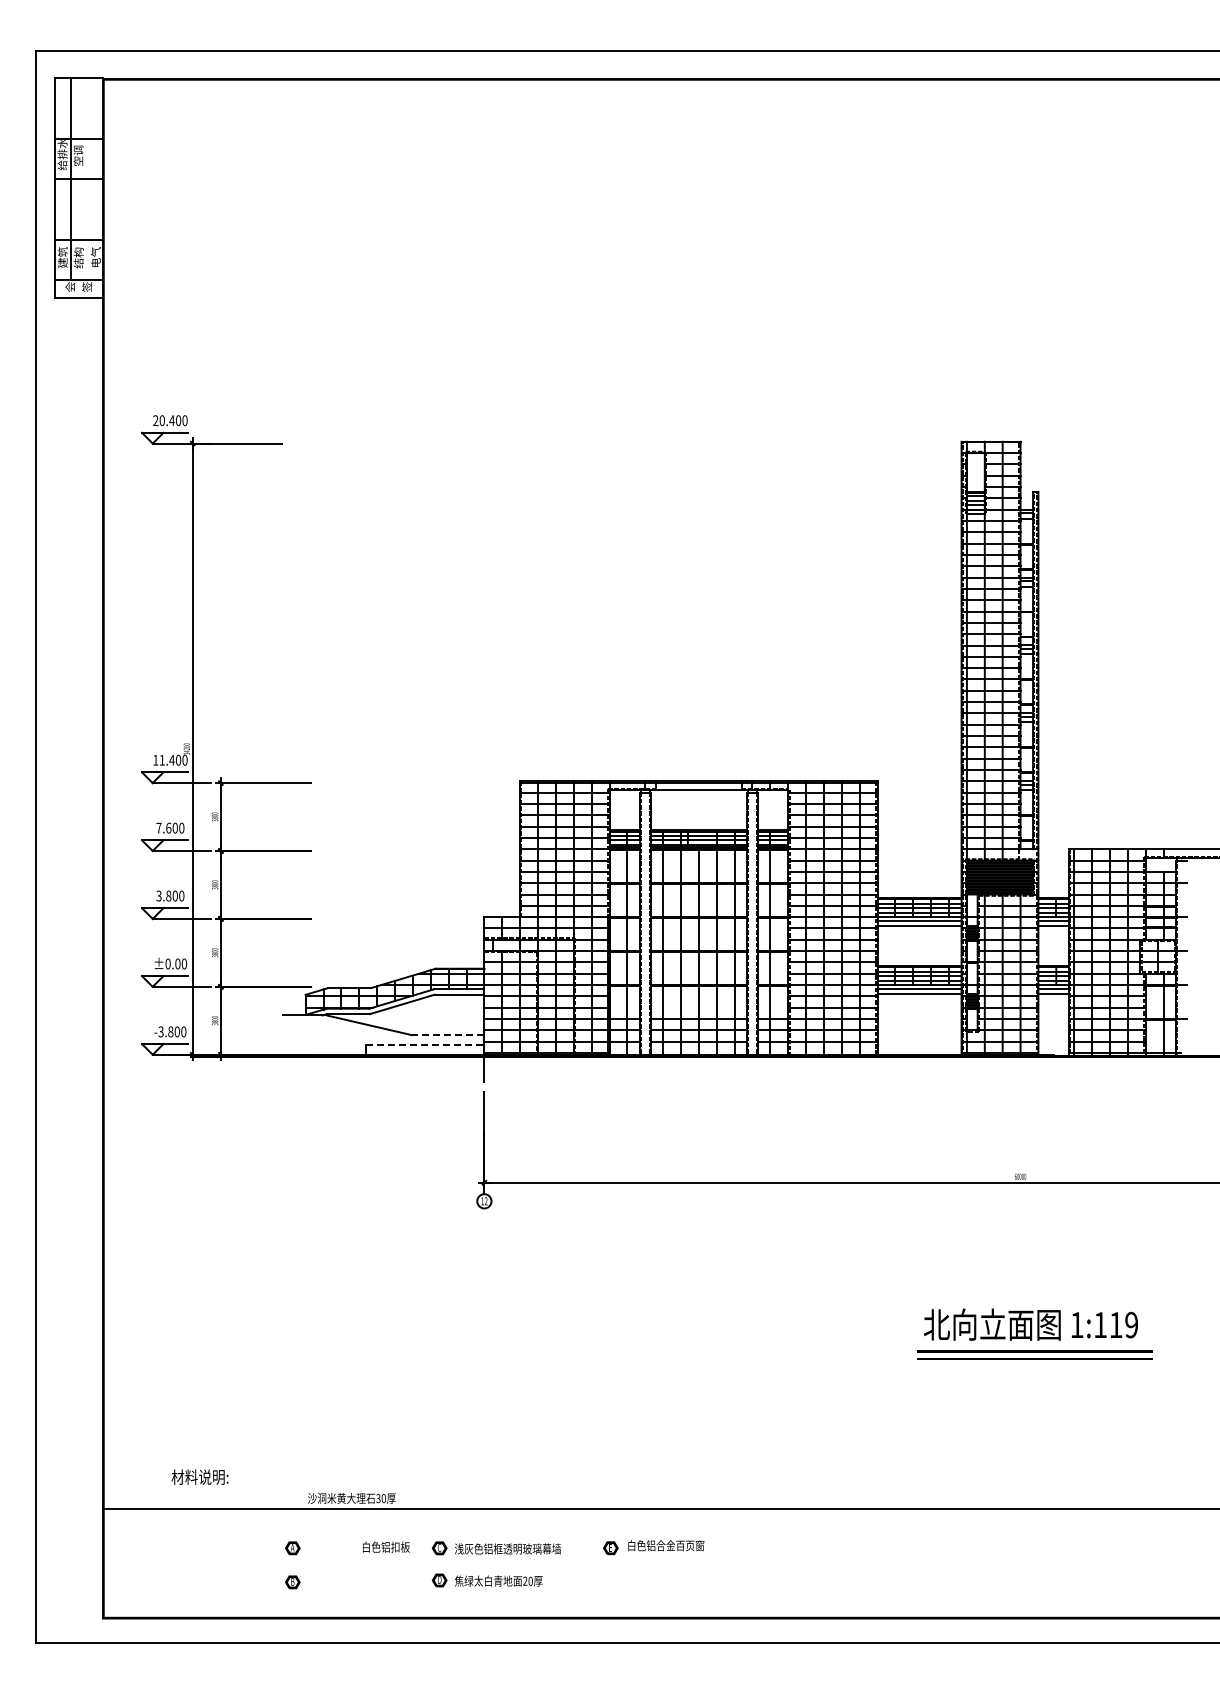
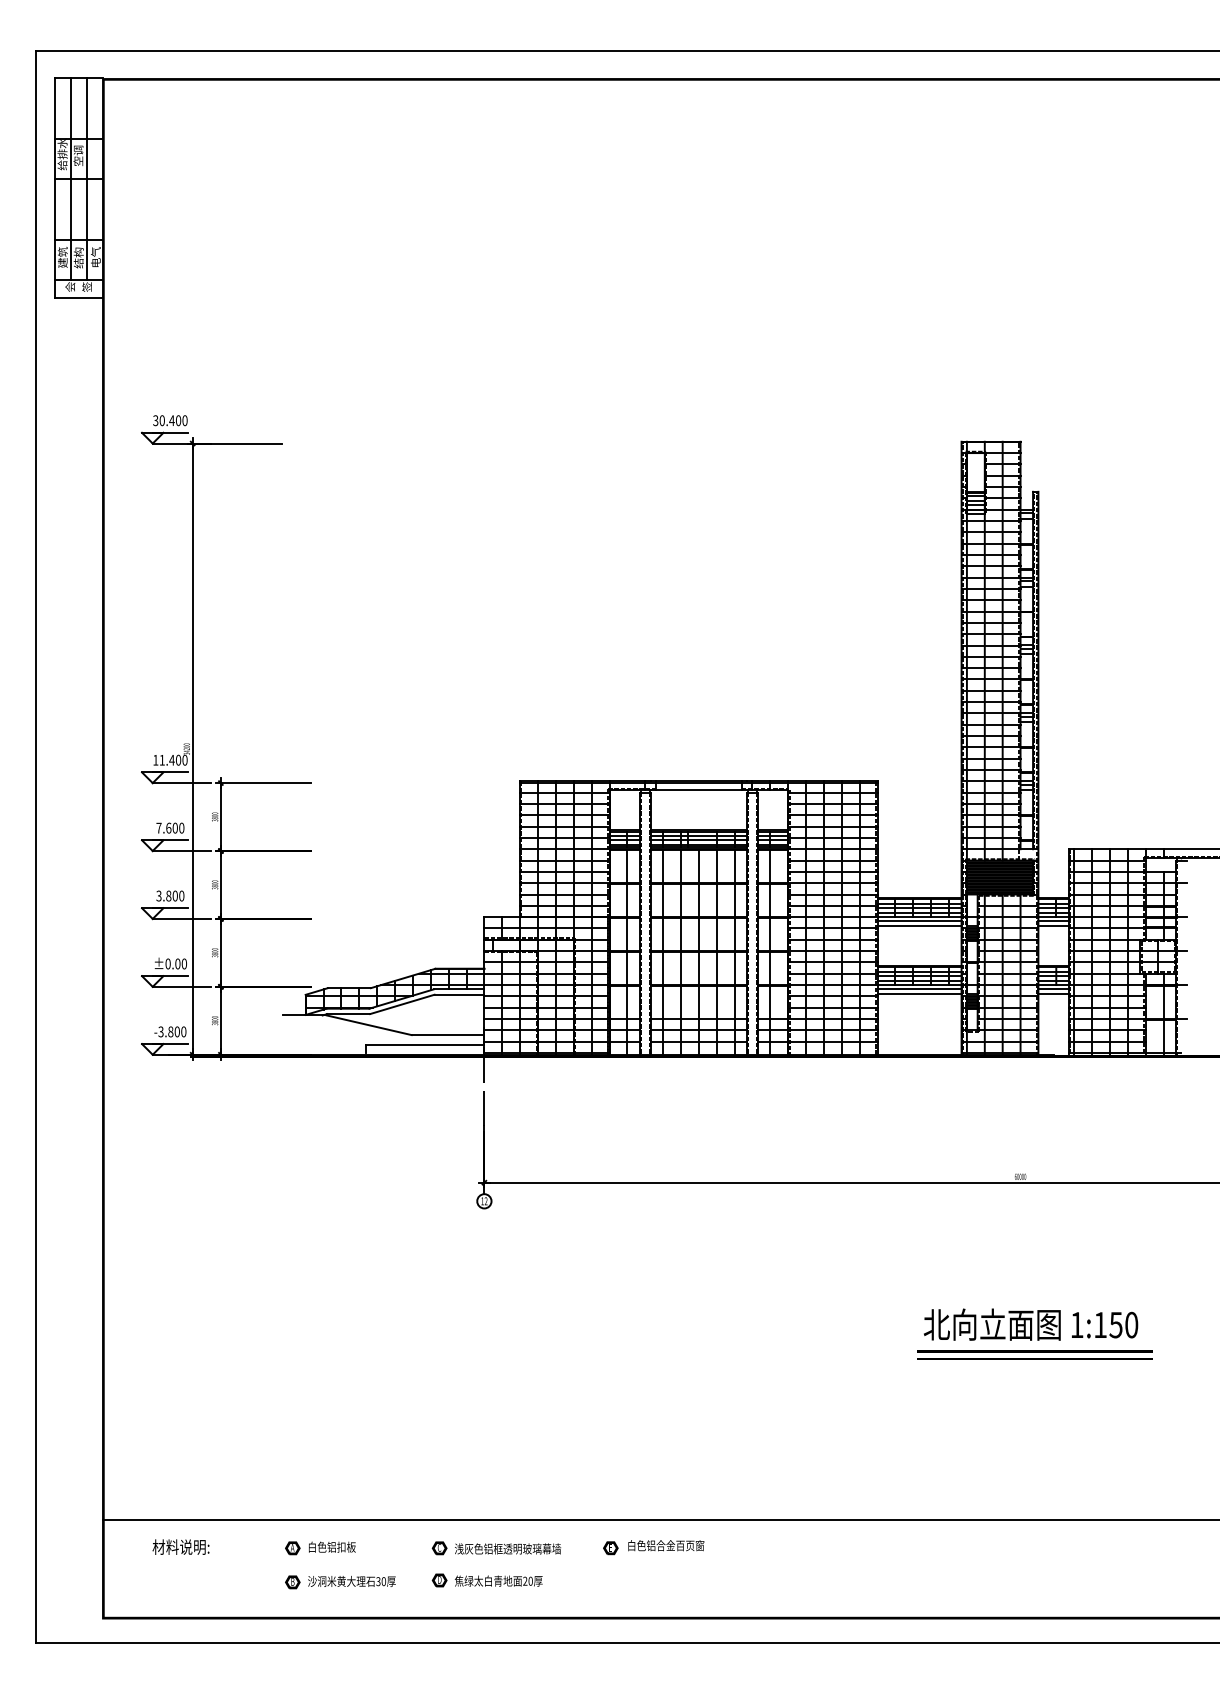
line: none -> present (87, 178)
text: 20.400 -> 30.400 (155, 421)
line: dashed -> solid (447, 1035)
line: dashed -> solid (425, 1044)
text: 1:119 -> 1:150 (1123, 1325)
text position: (199, 1476) -> (180, 1546) (180, 1546)
text position: (351, 1498) -> (351, 1581) (351, 1581)
line position: (659, 1508) -> (659, 1519) (659, 1519)
text position: (386, 1546) -> (332, 1546) (332, 1546)
